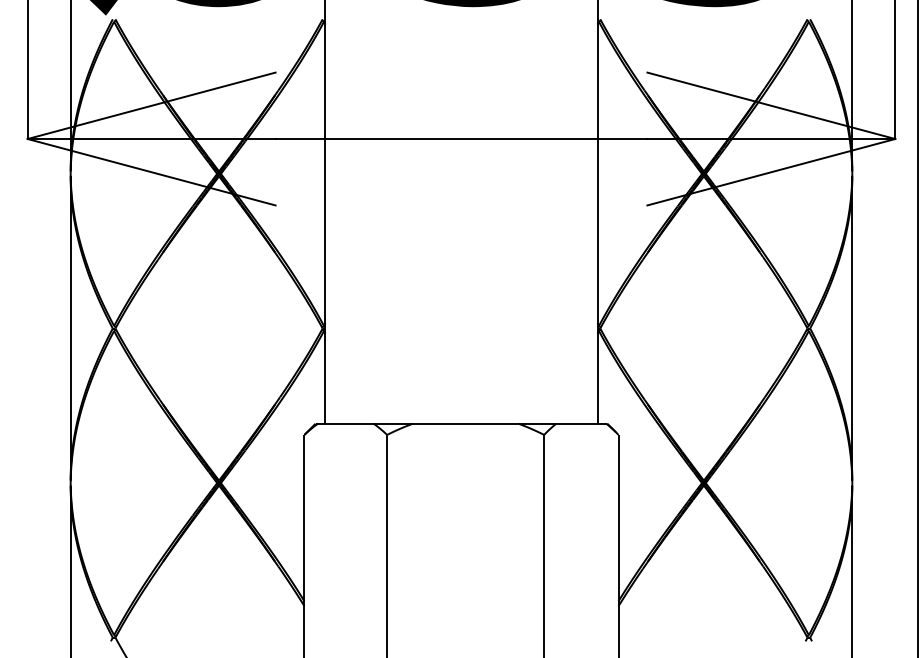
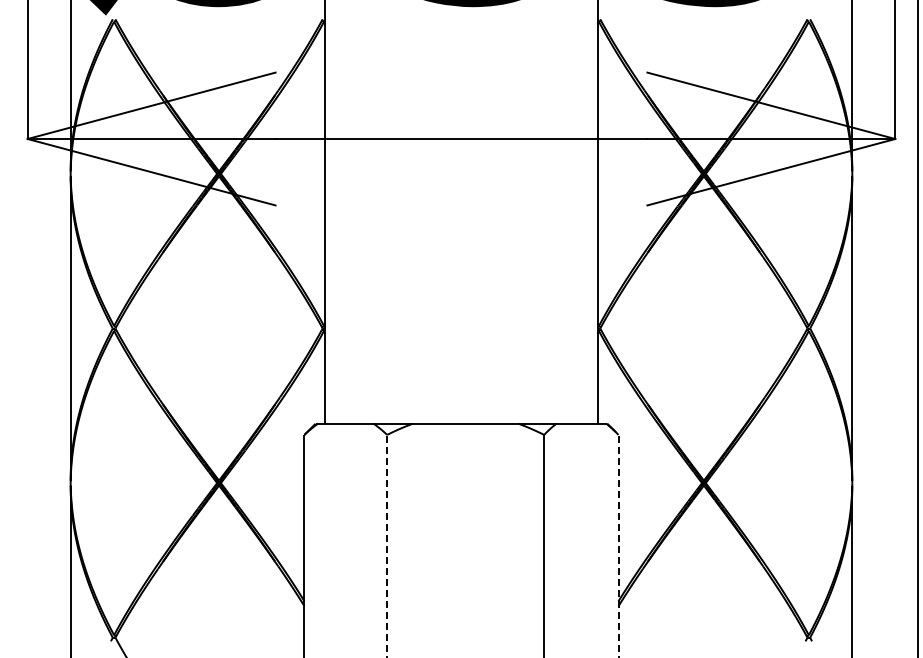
line: solid -> dashed (387, 545)
line: solid -> dashed (618, 545)
